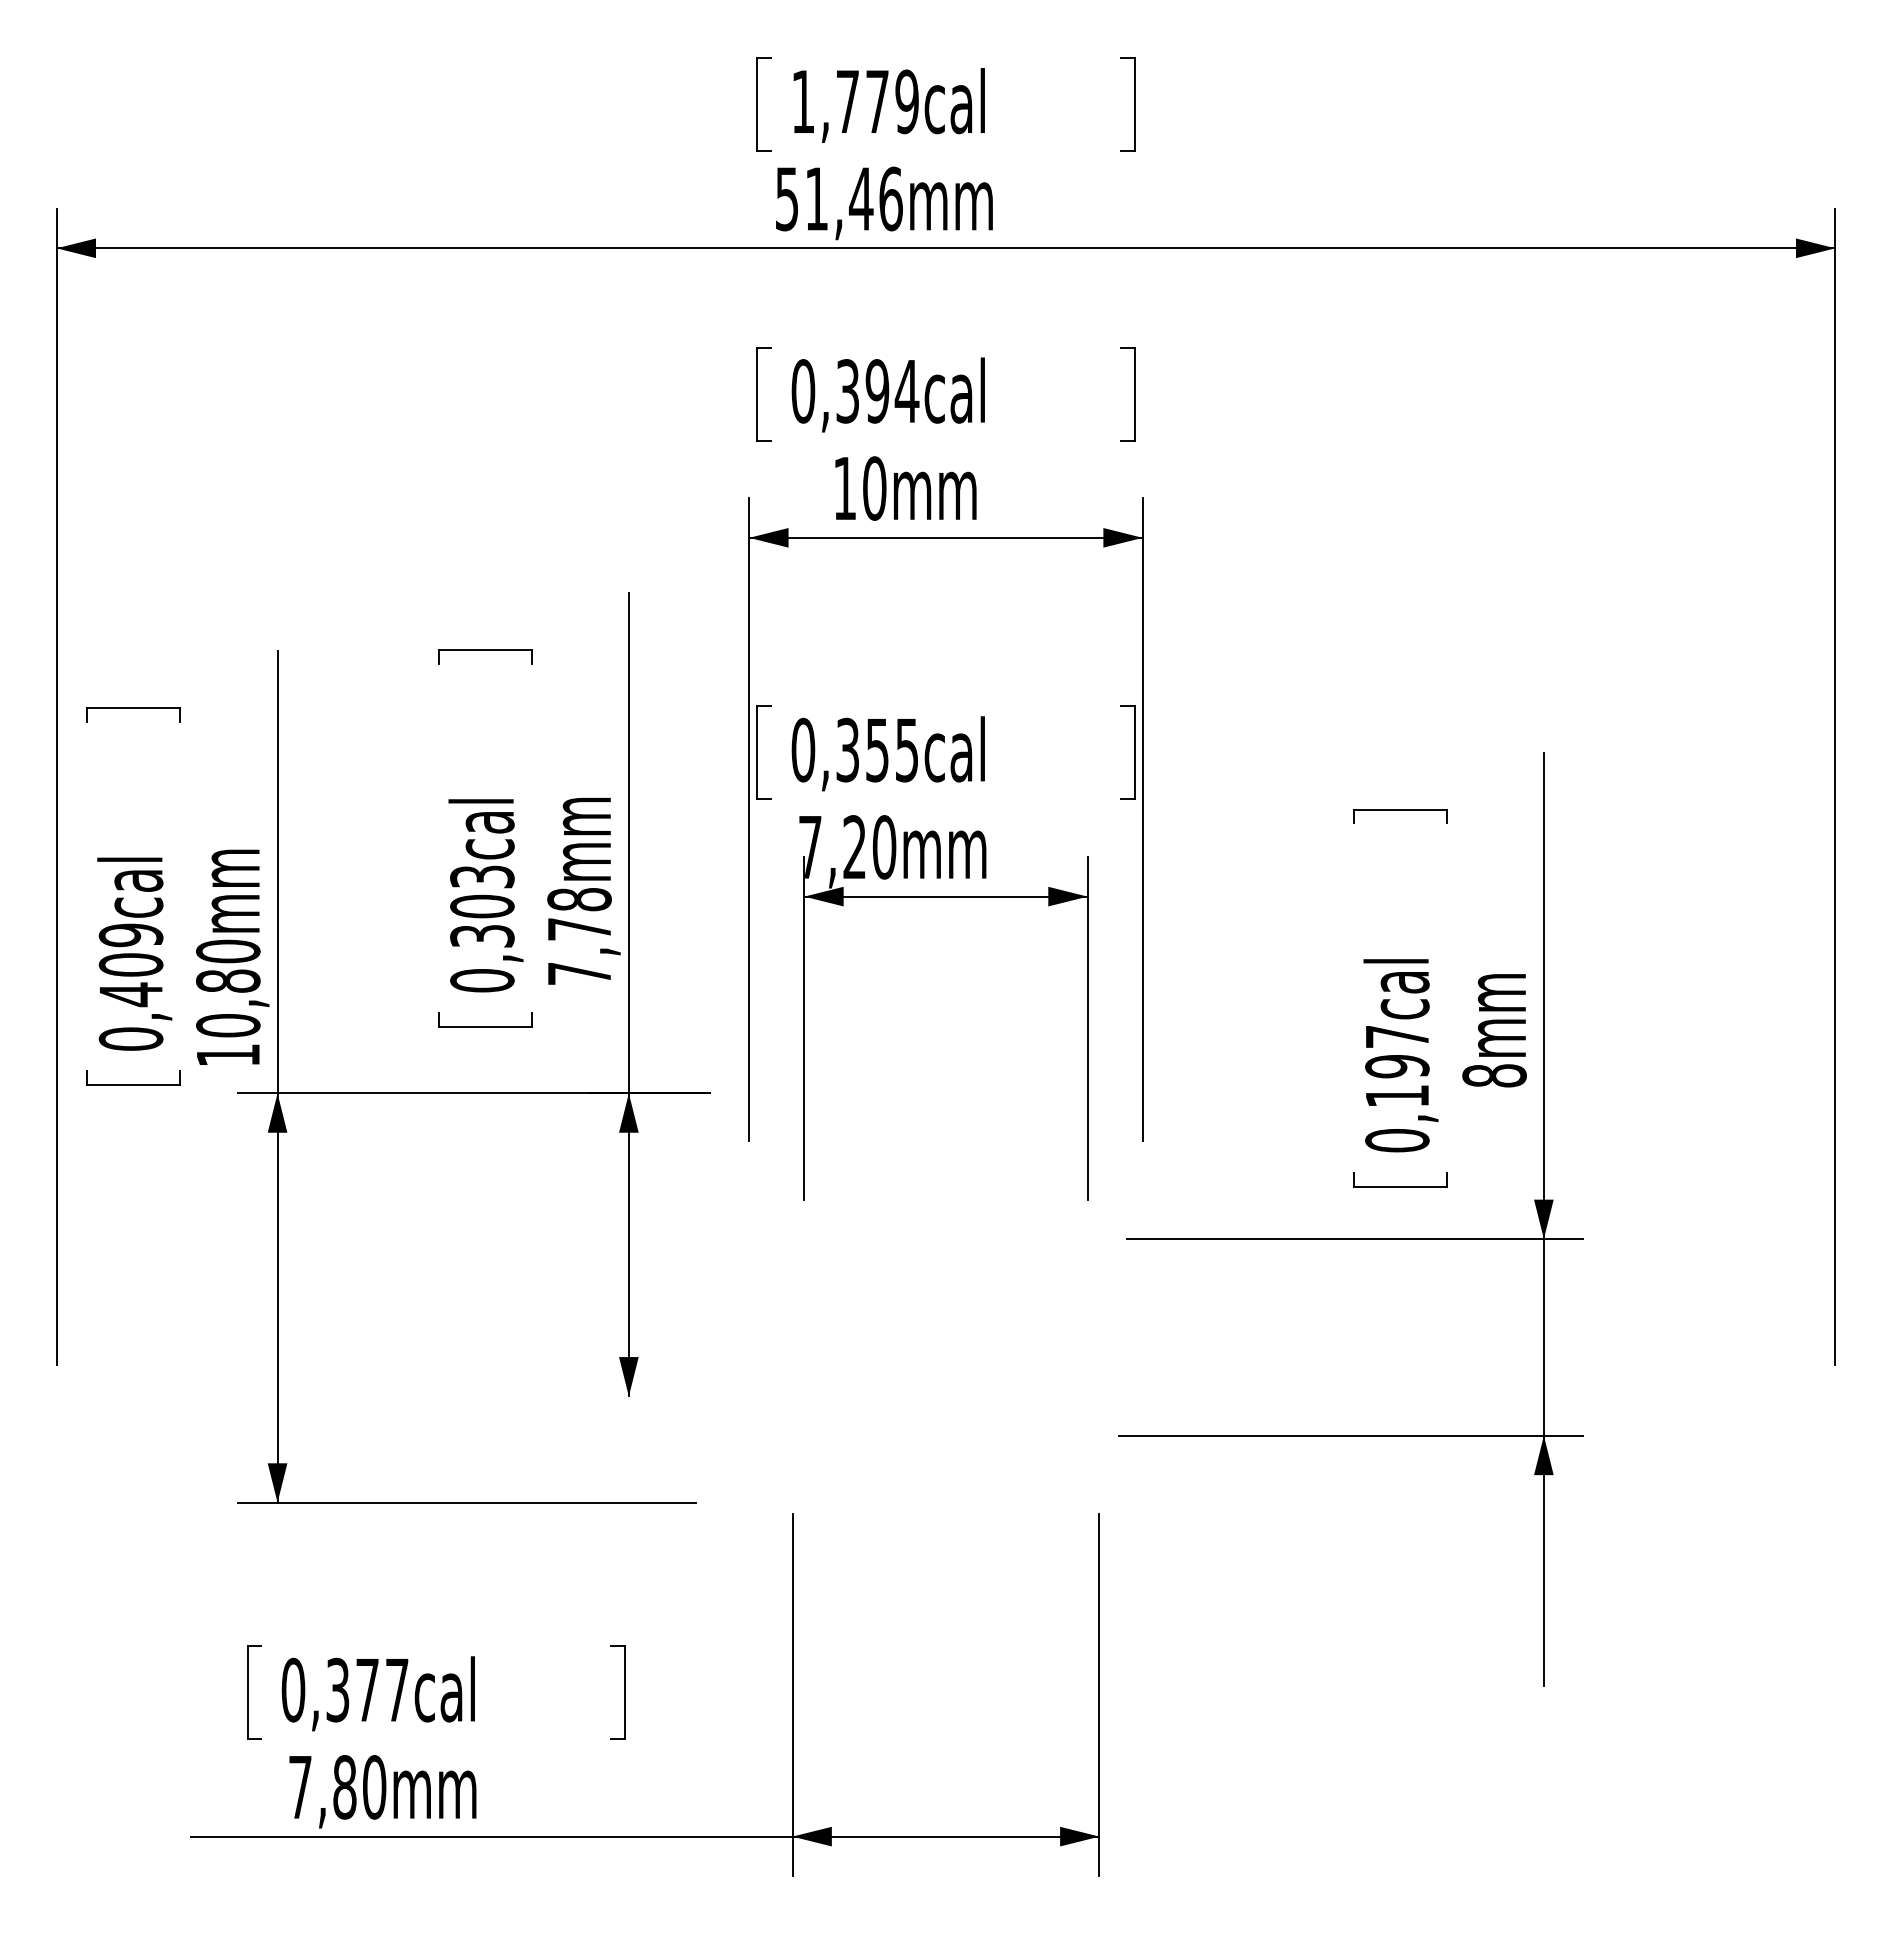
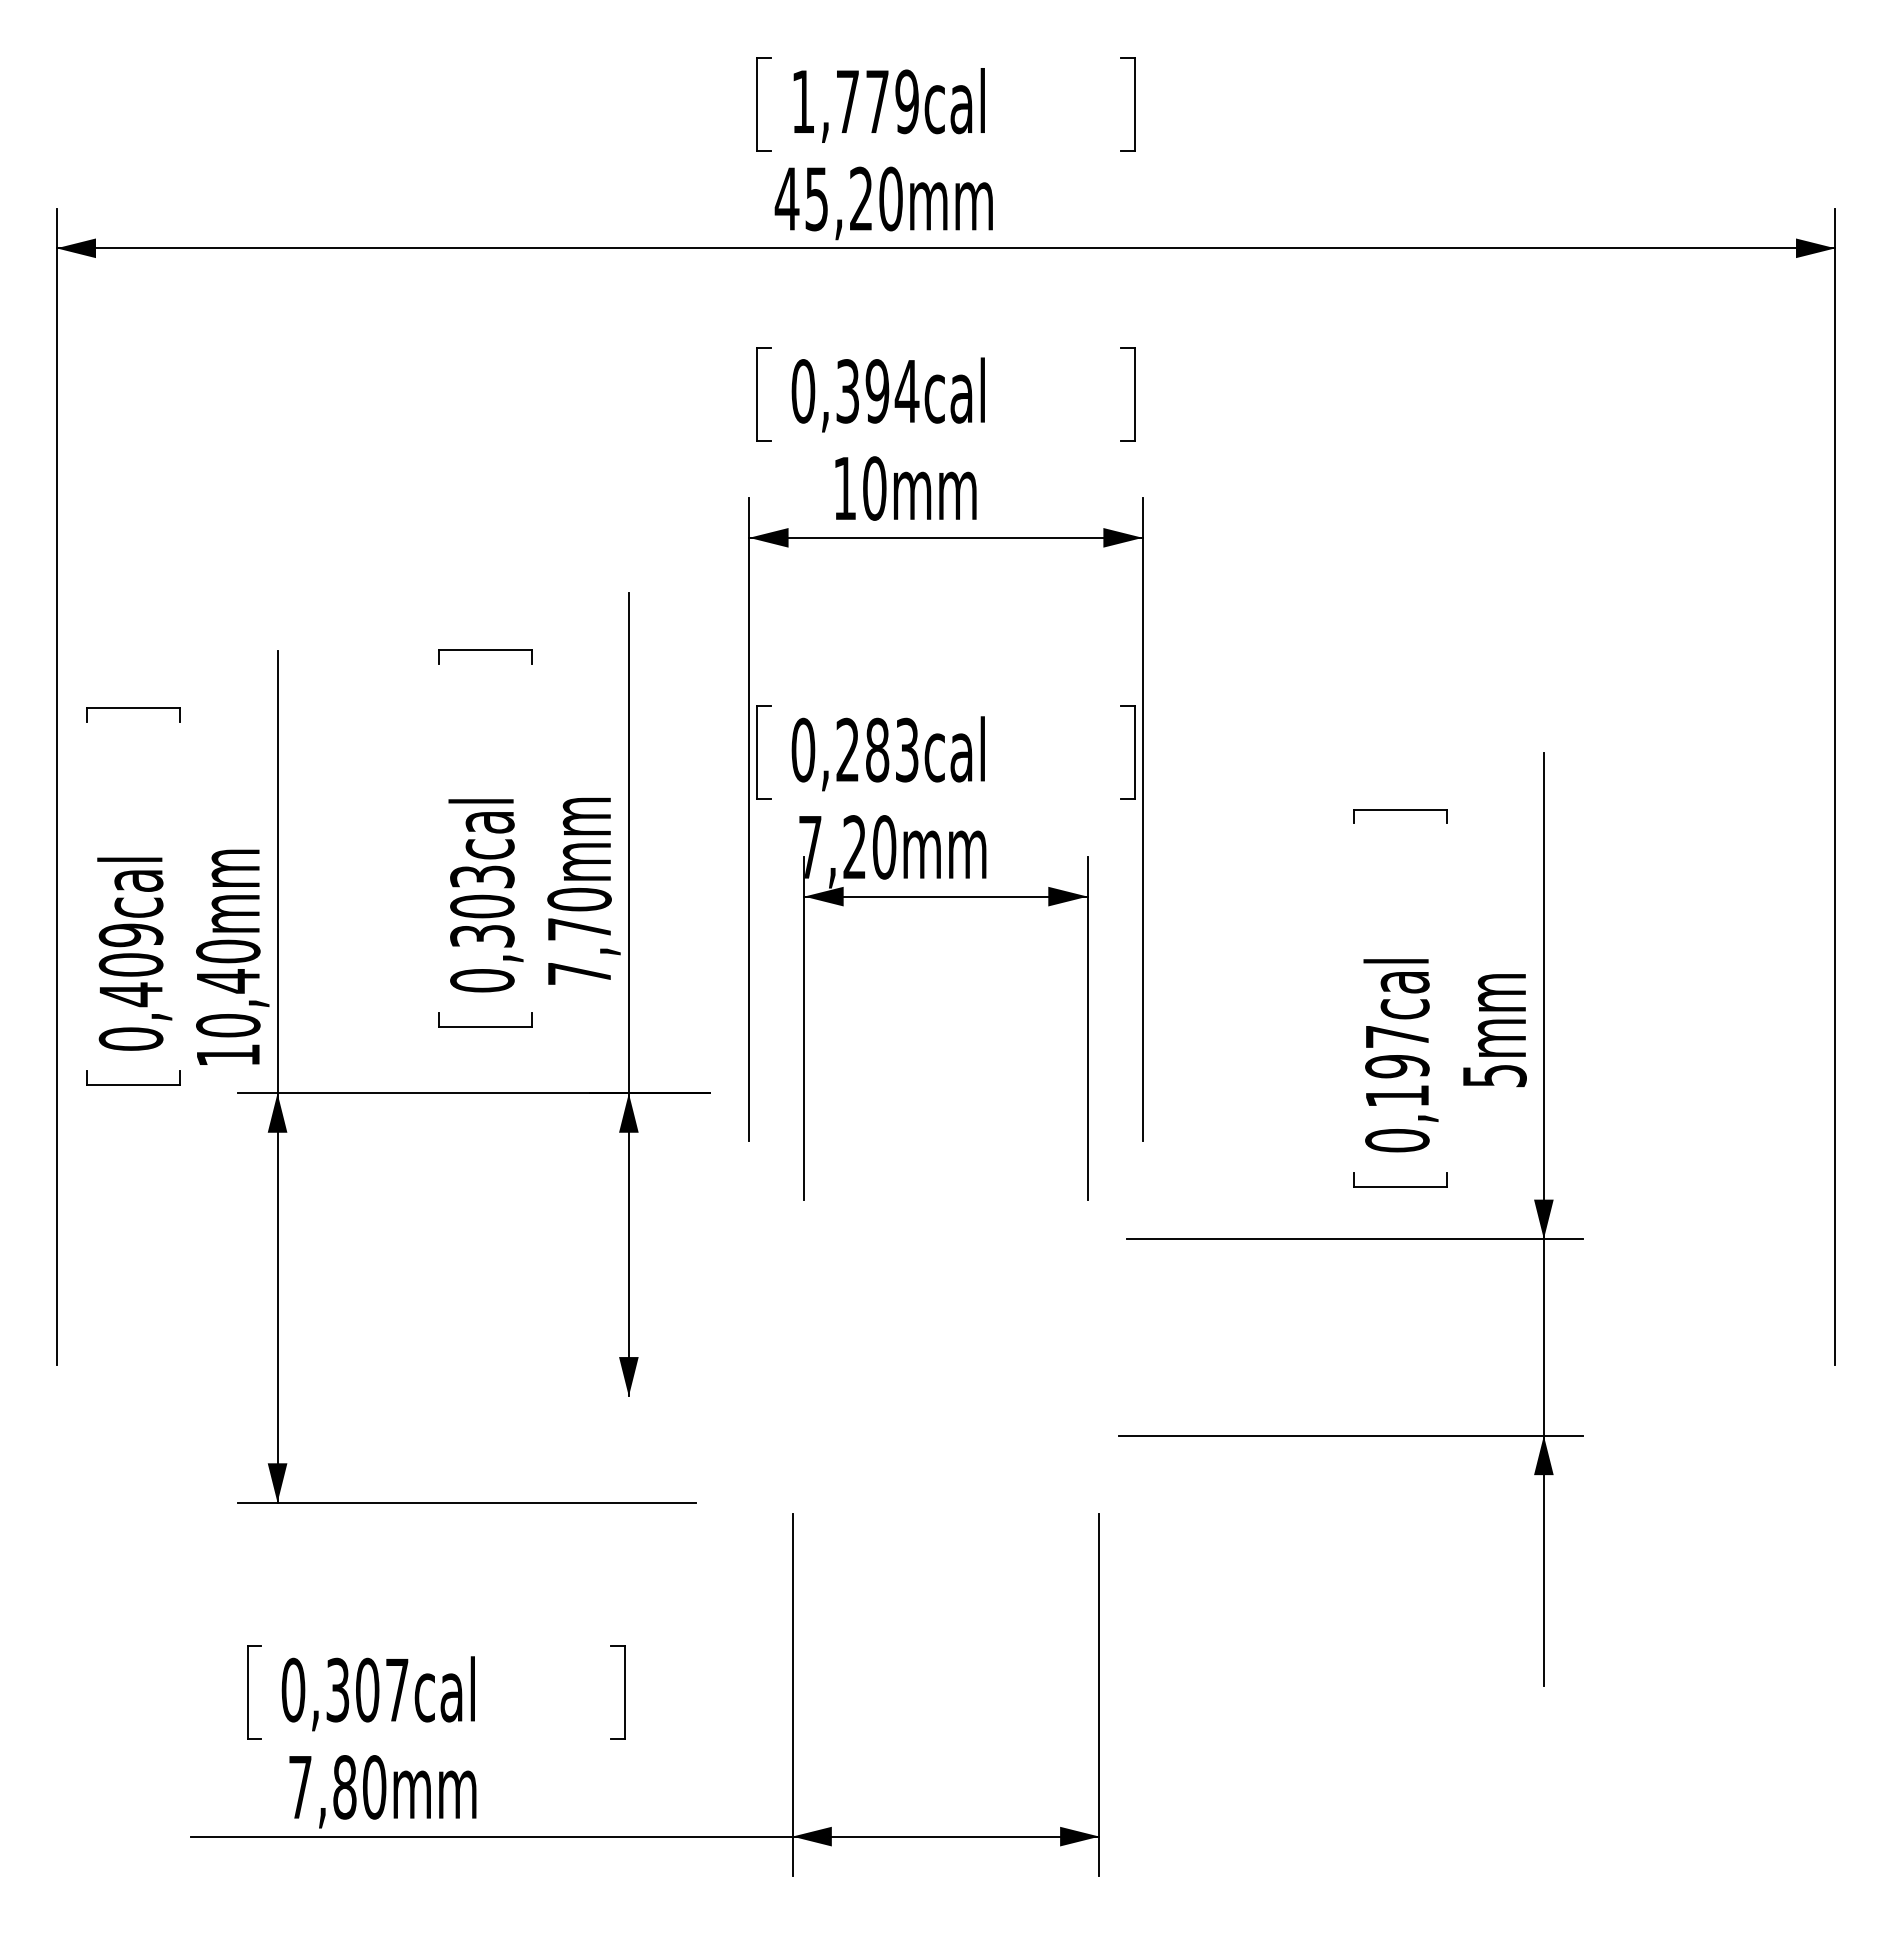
text: 51,46mm -> 45,20mm (838, 198)
text: 0,355cal -> 0,283cal (877, 749)
text: 7,78mm -> 7,70mm (579, 899)
text: 10,80mm -> 10,40mm (228, 981)
text: 8mm -> 5mm (1494, 1075)
text: 0,377cal -> 0,307cal (367, 1689)
